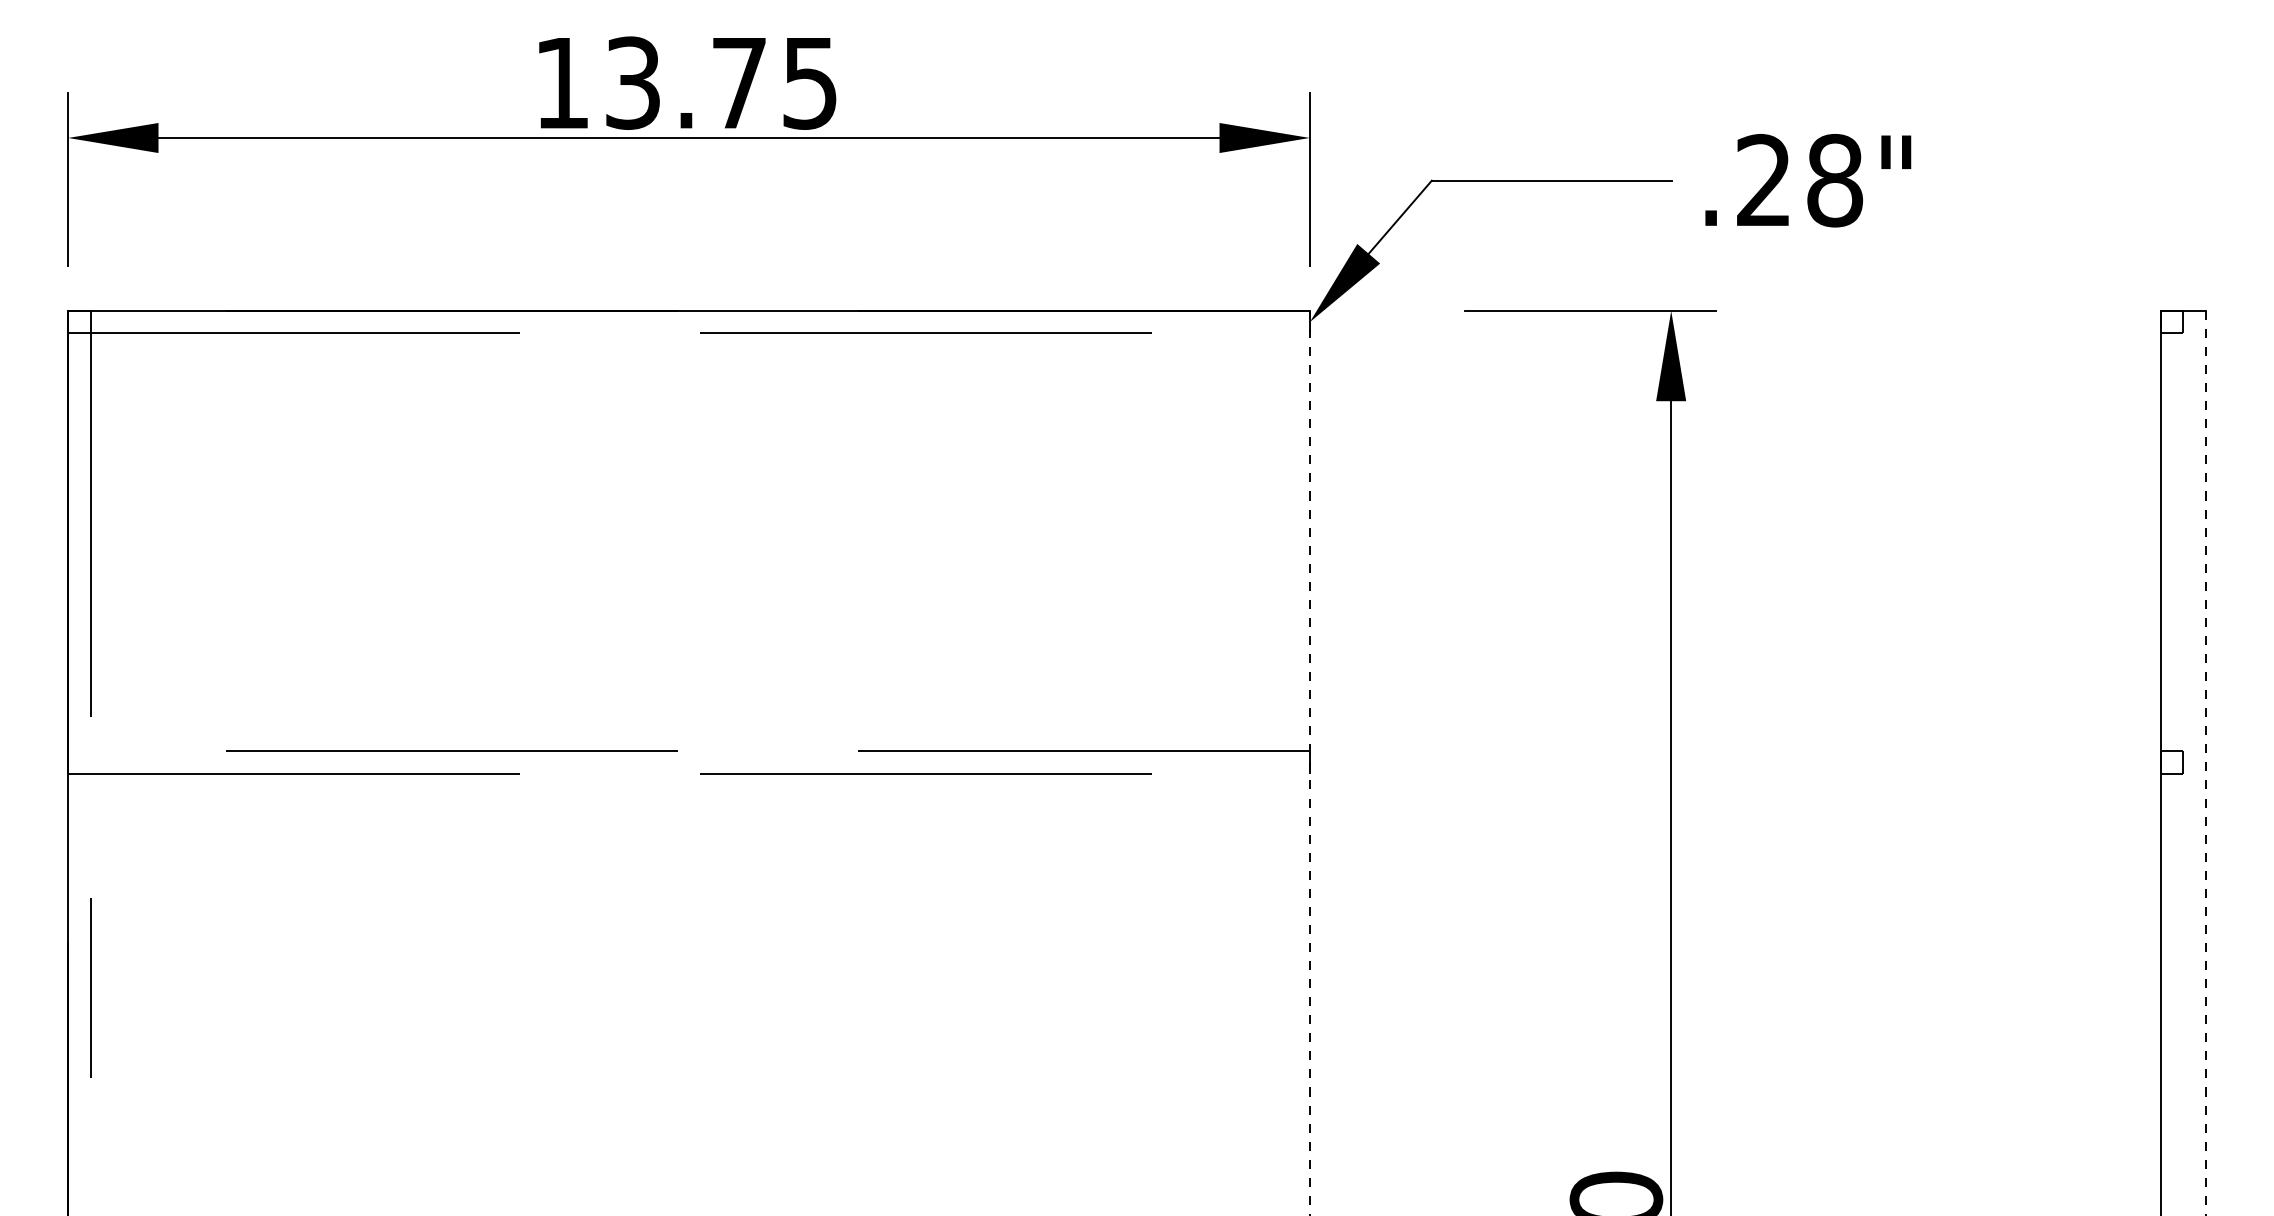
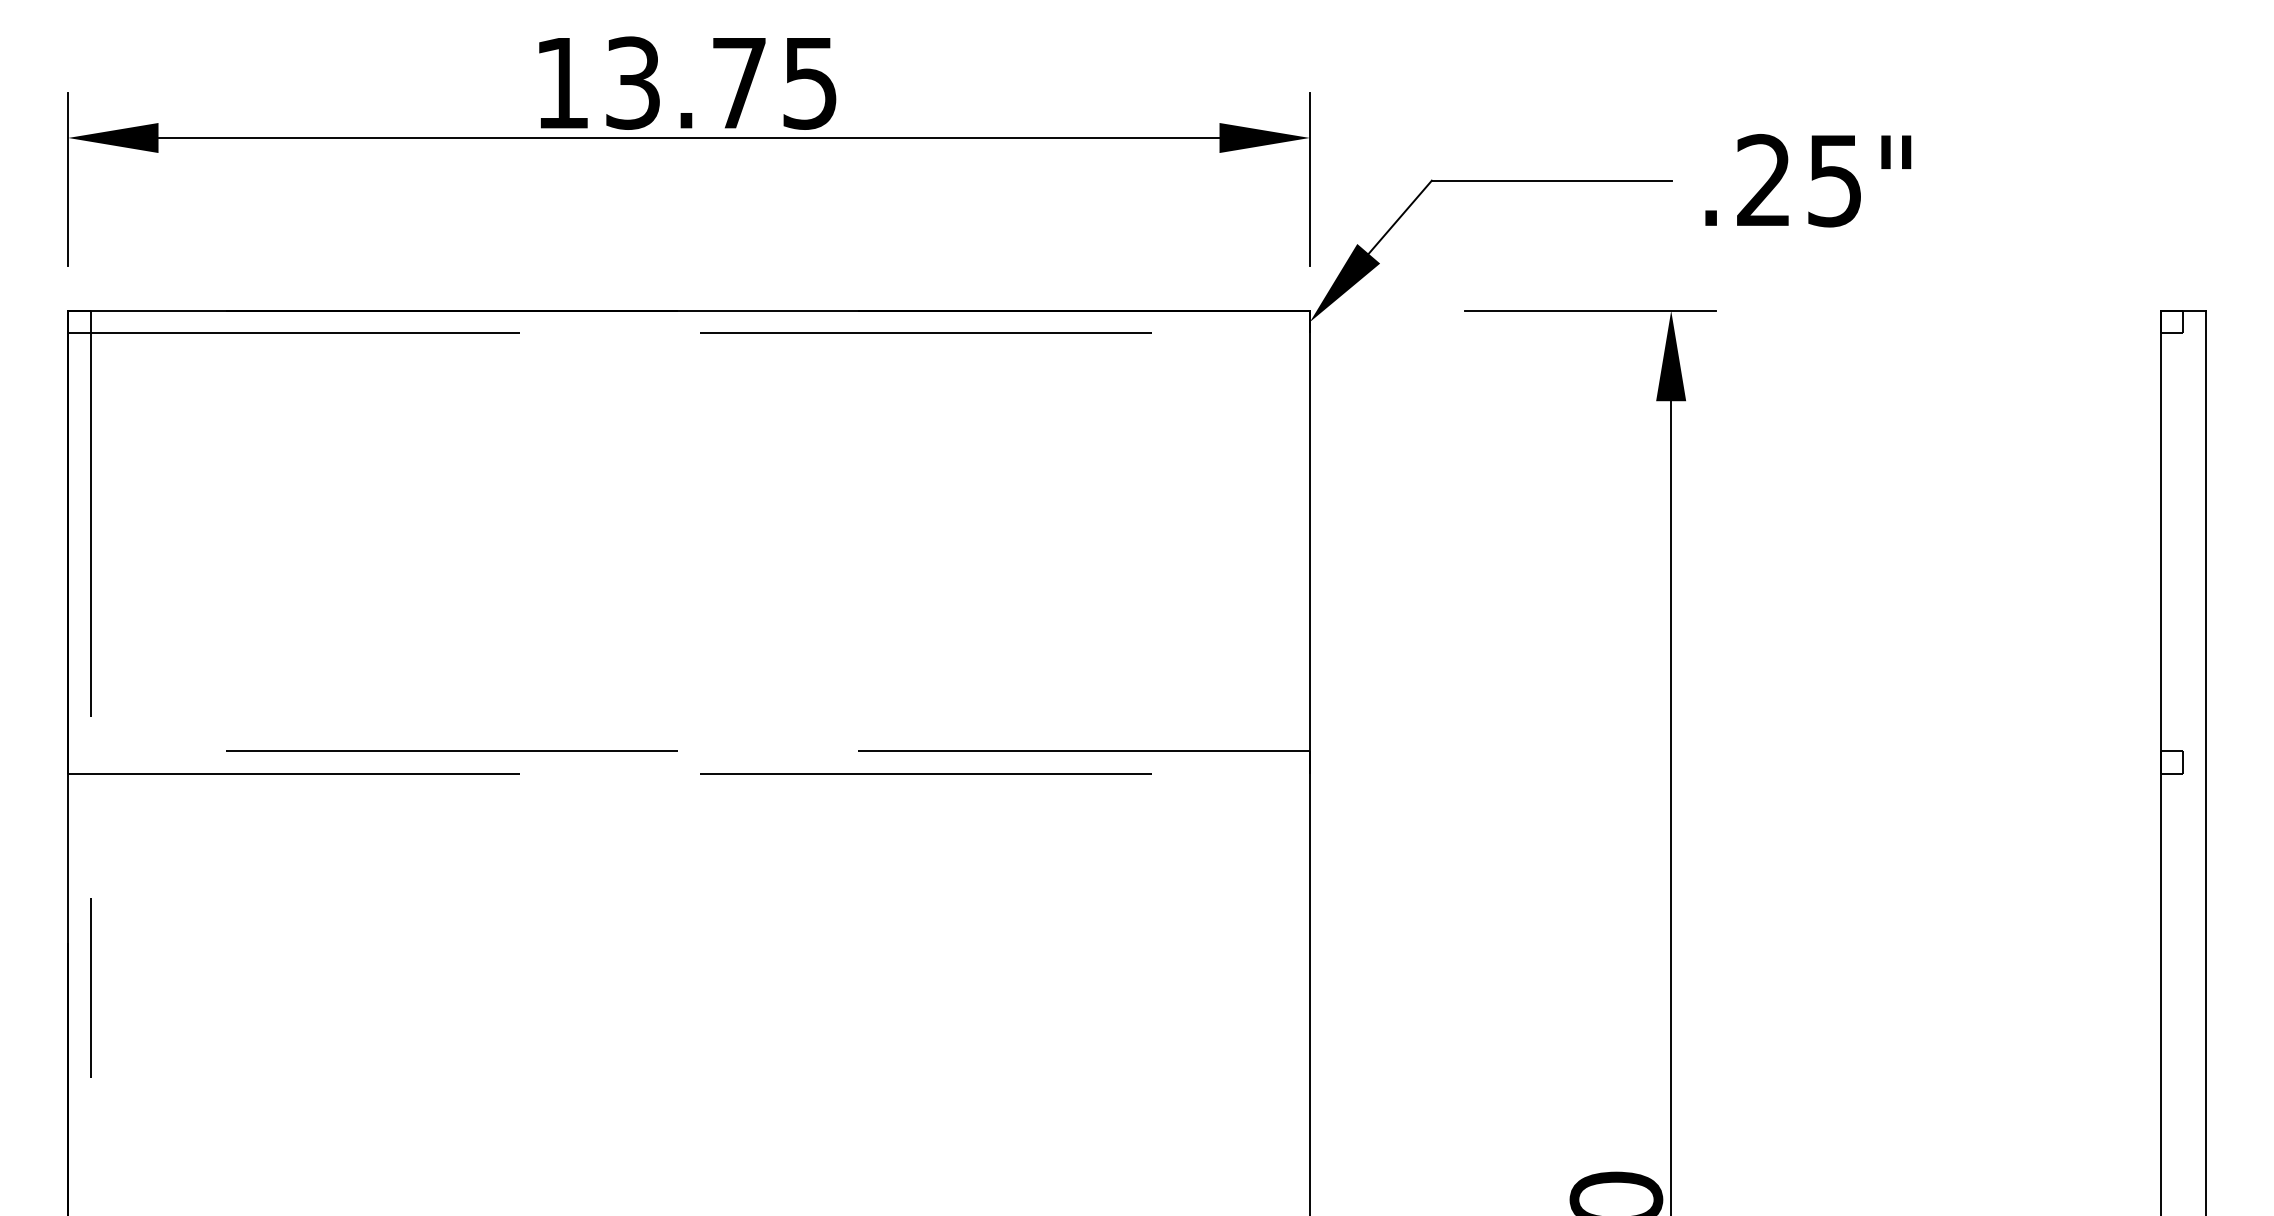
text: .28" -> .25" (1835, 180)
line: dashed -> solid (1309, 762)
line: dashed -> solid (2205, 762)
